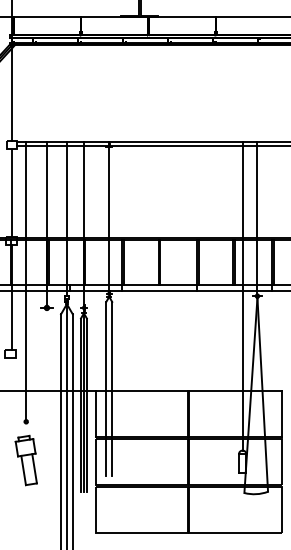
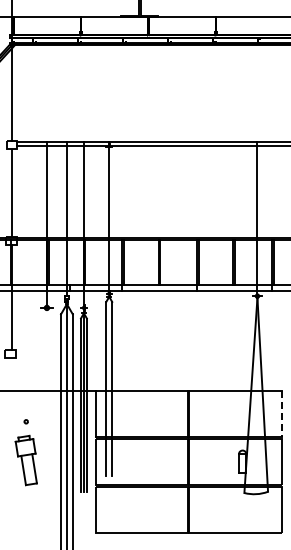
line: present -> none (26, 281)
line: present -> none (242, 296)
line: solid -> dashed (281, 414)
